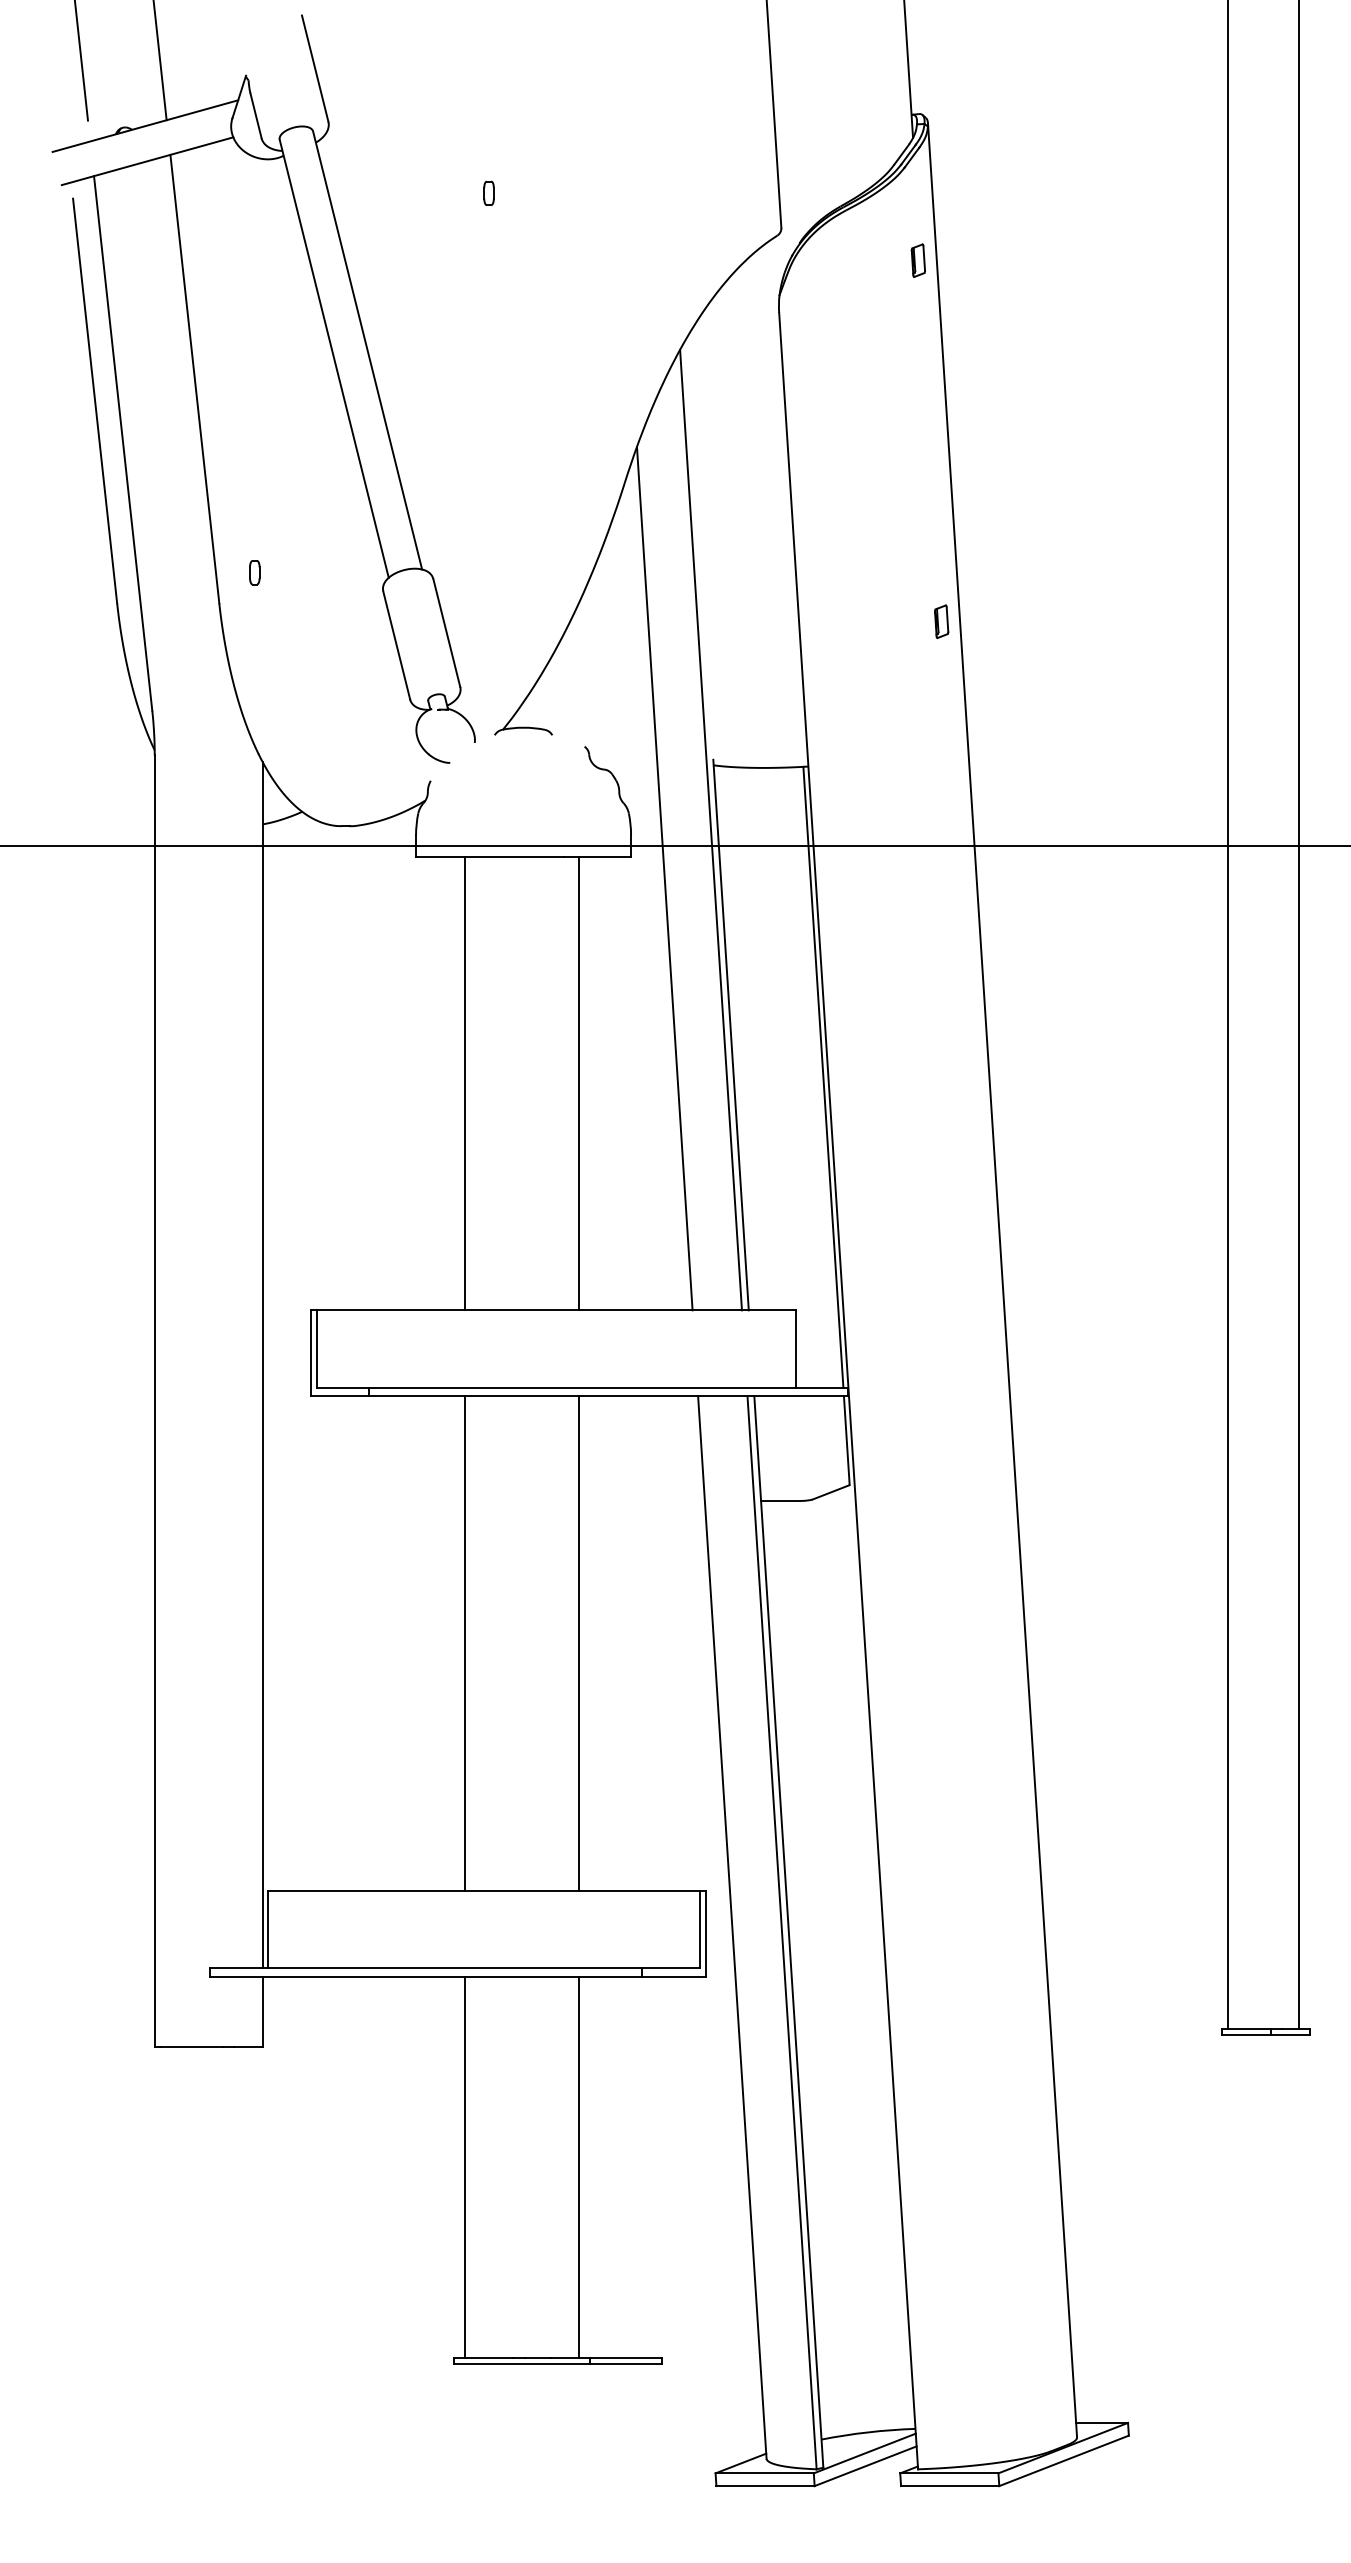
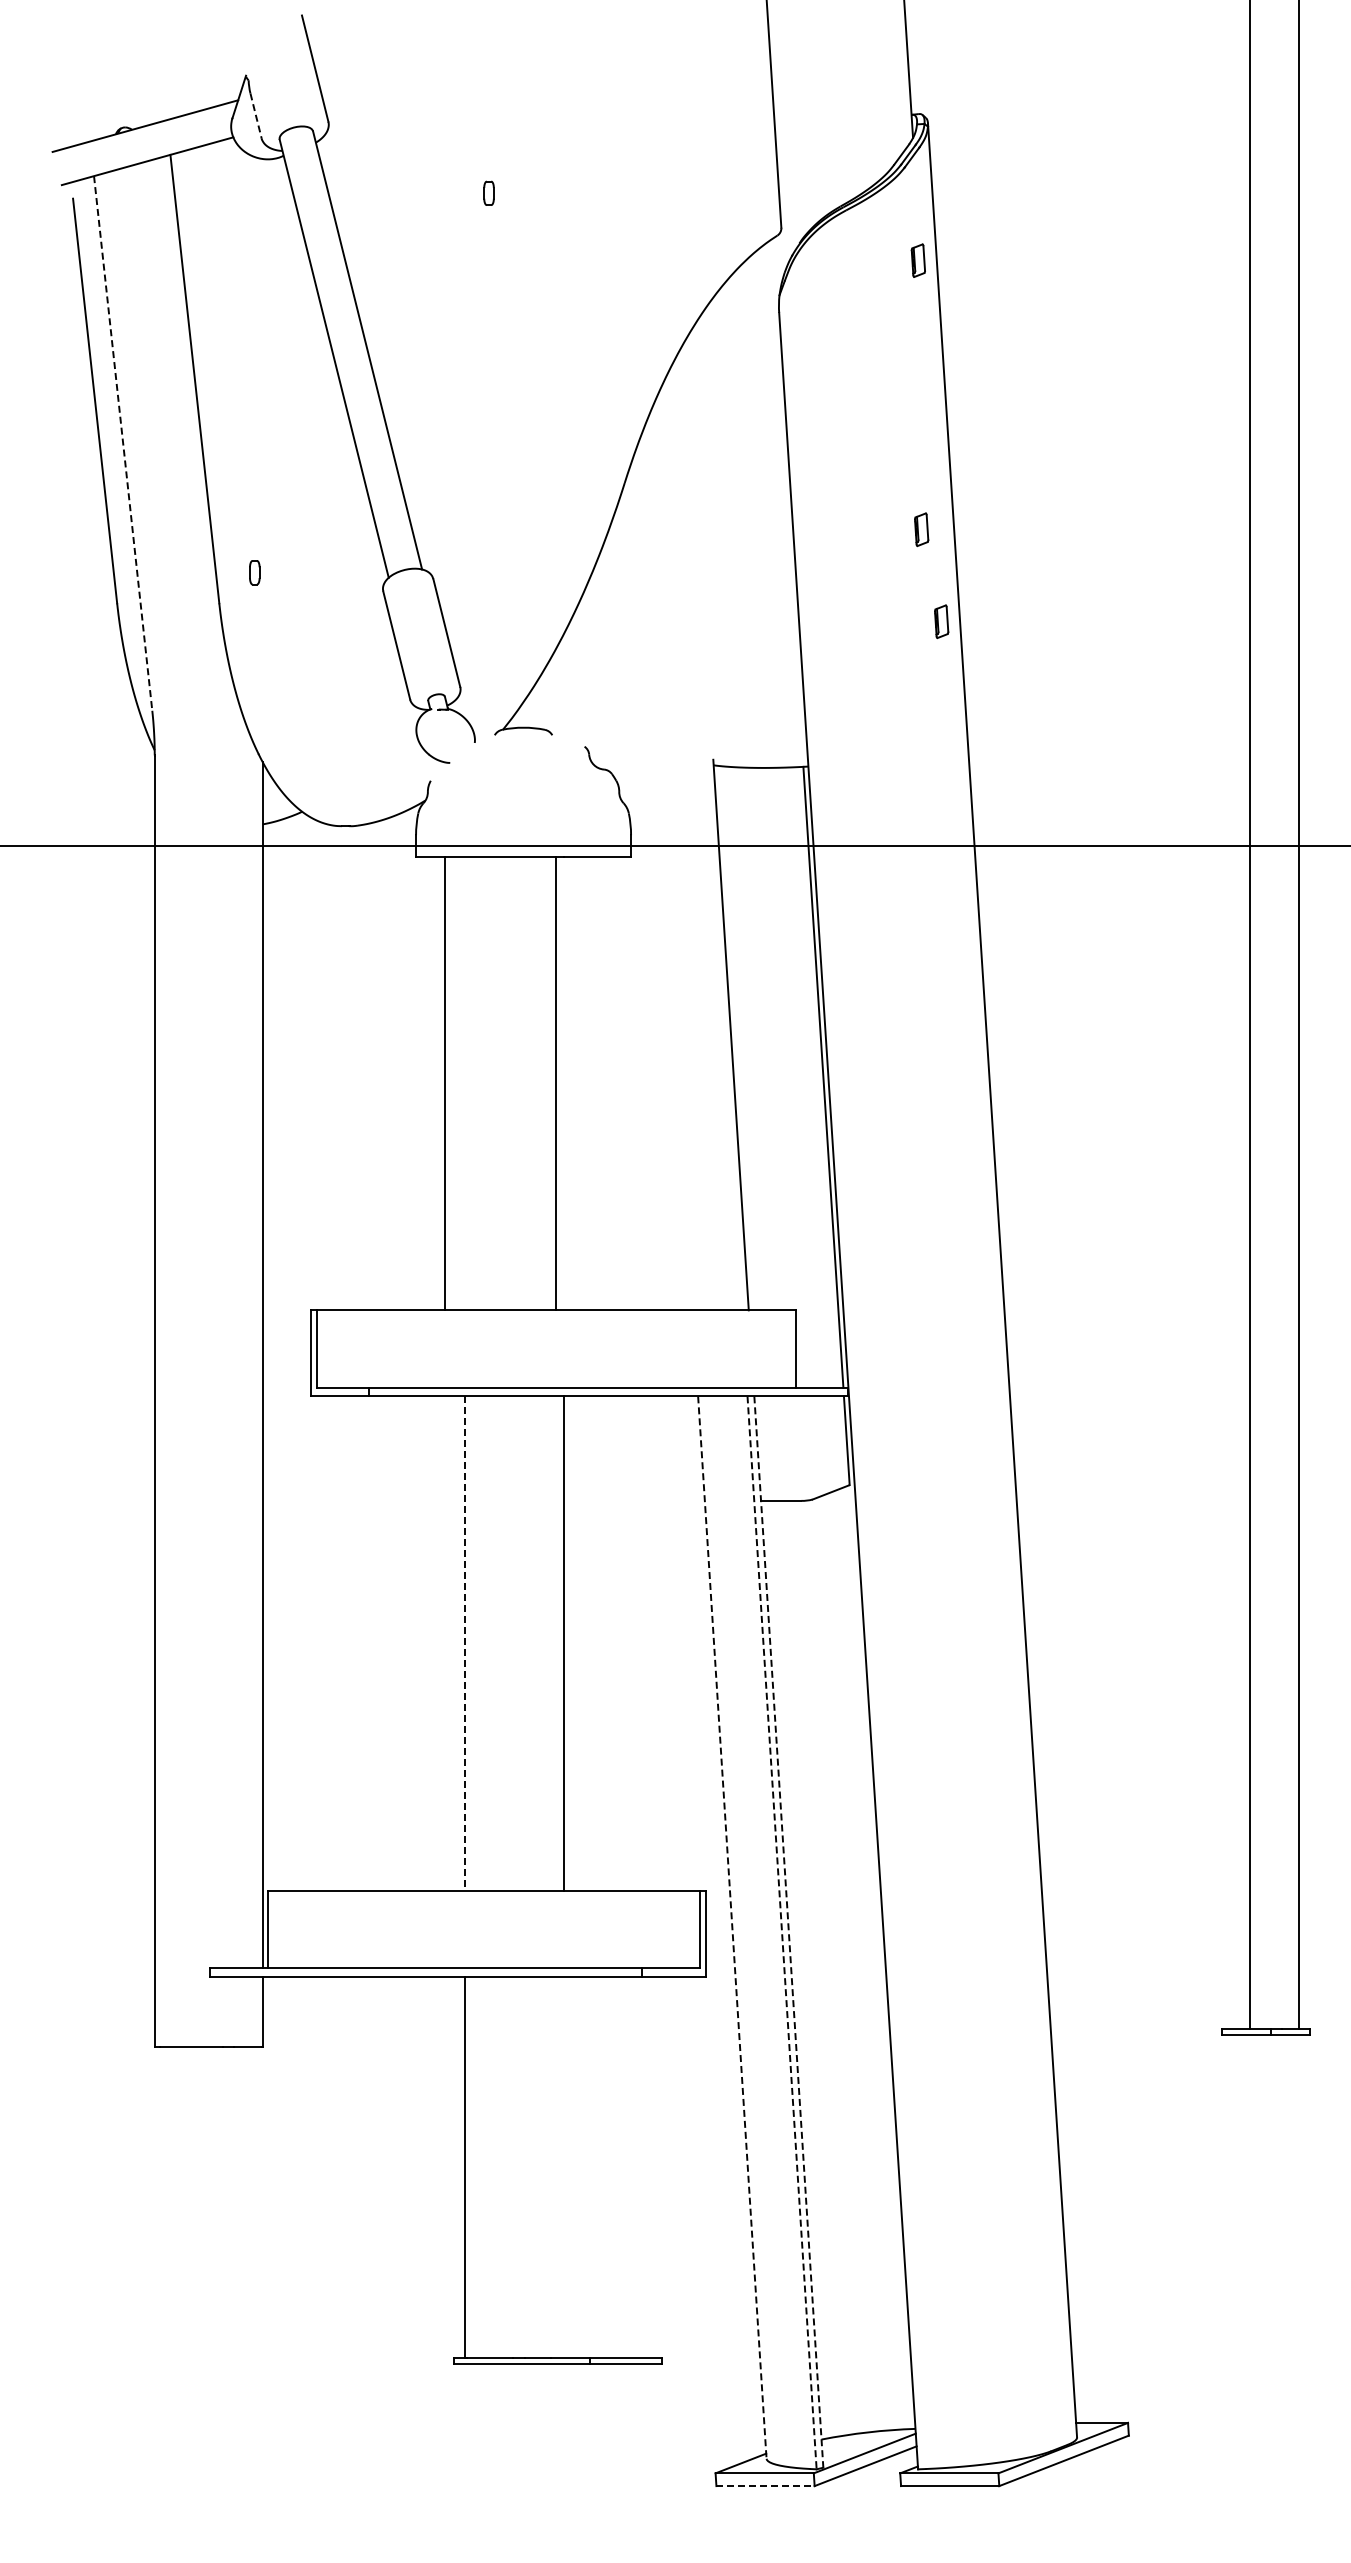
line: present -> none (81, 61)
line: present -> none (159, 61)
line: solid -> dashed (256, 116)
line: solid -> dashed (123, 443)
part: none -> present (921, 529)
line: present -> none (710, 829)
line: present -> none (664, 878)
line position: (1227, 1015) -> (1249, 1015) (1249, 1015)
line position: (464, 1083) -> (444, 1083) (444, 1083)
line position: (579, 1083) -> (556, 1083) (556, 1083)
line position: (579, 1643) -> (564, 1643) (564, 1643)
line: solid -> dashed (464, 1644)
line: solid -> dashed (732, 1928)
line: solid -> dashed (782, 1932)
line: solid -> dashed (788, 1932)
line: present -> none (579, 2166)
line: solid -> dashed (766, 2486)
